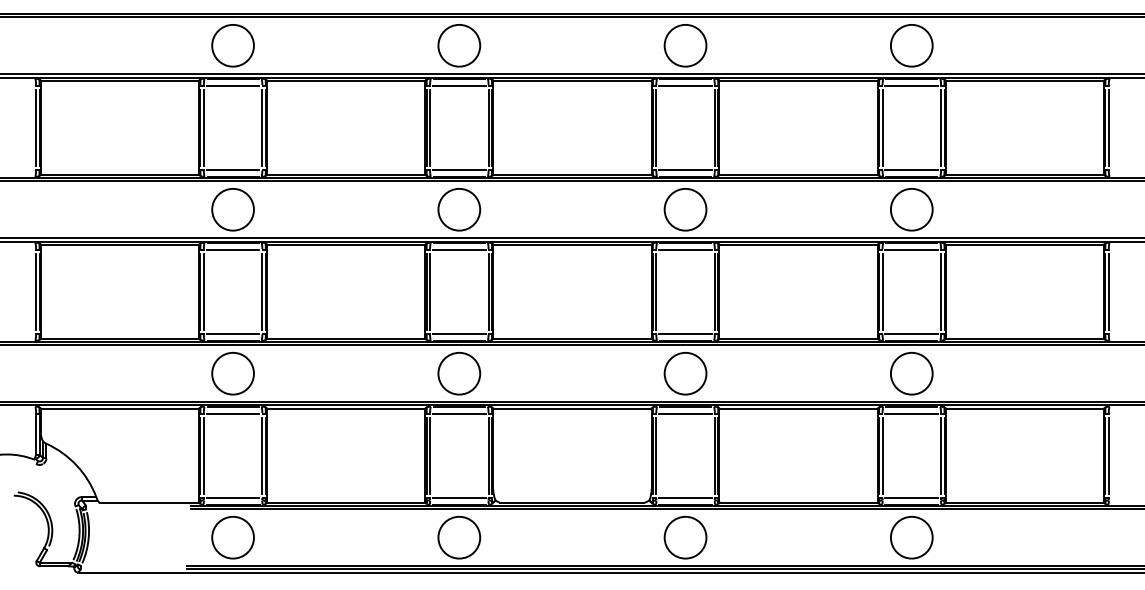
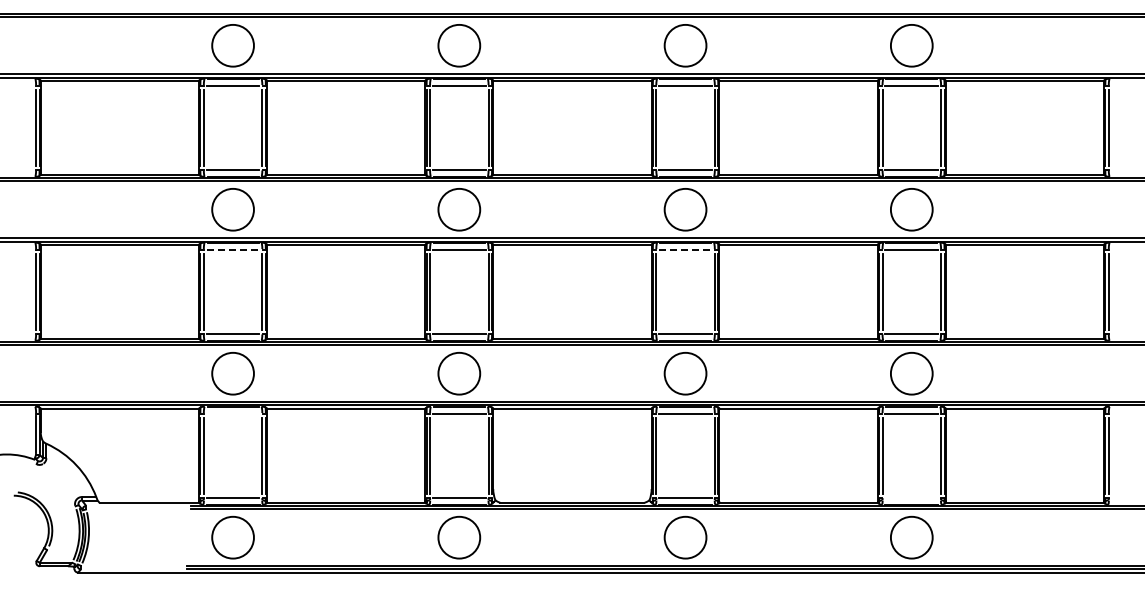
line: solid -> dashed (233, 249)
line: solid -> dashed (686, 249)
line: present -> none (232, 413)
line: present -> none (911, 497)
